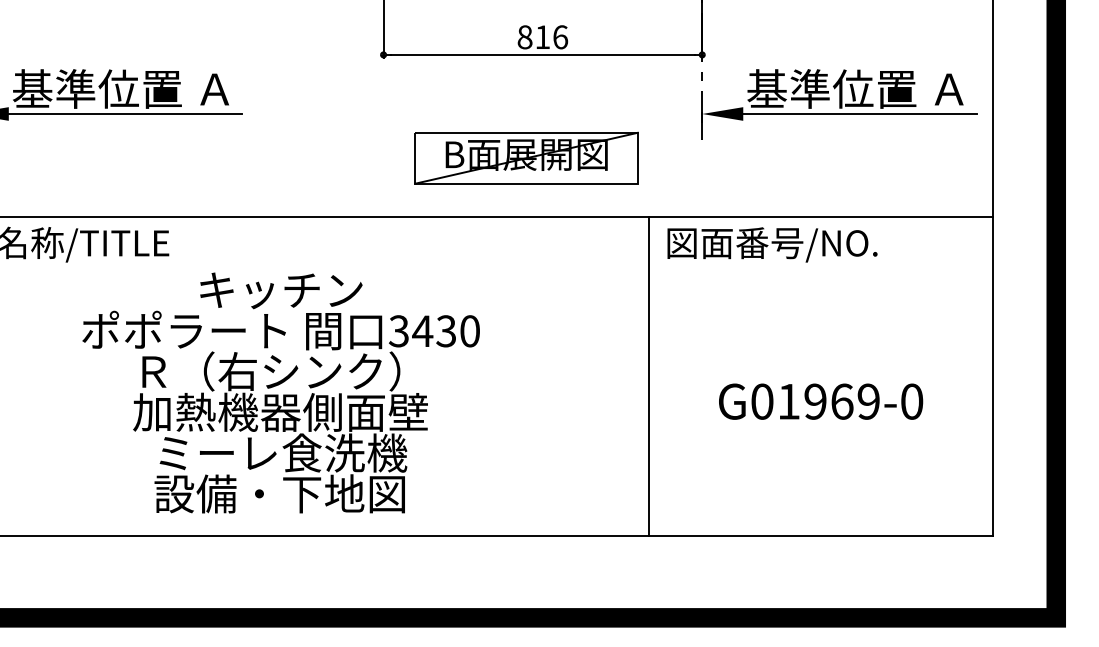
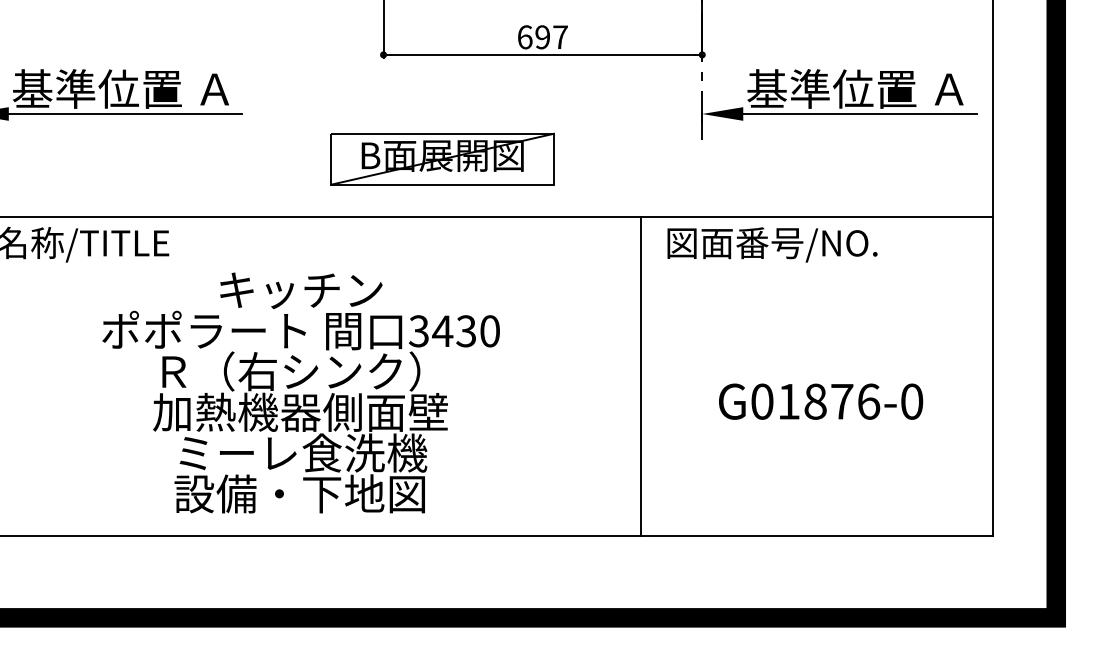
text: 816 -> 697 (542, 37)
part position: (526, 157) -> (442, 158) (442, 158)
line position: (648, 375) -> (640, 375) (640, 375)
text position: (280, 392) -> (300, 392) (300, 392)
text: G01969-0 -> G01876-0 (842, 401)
